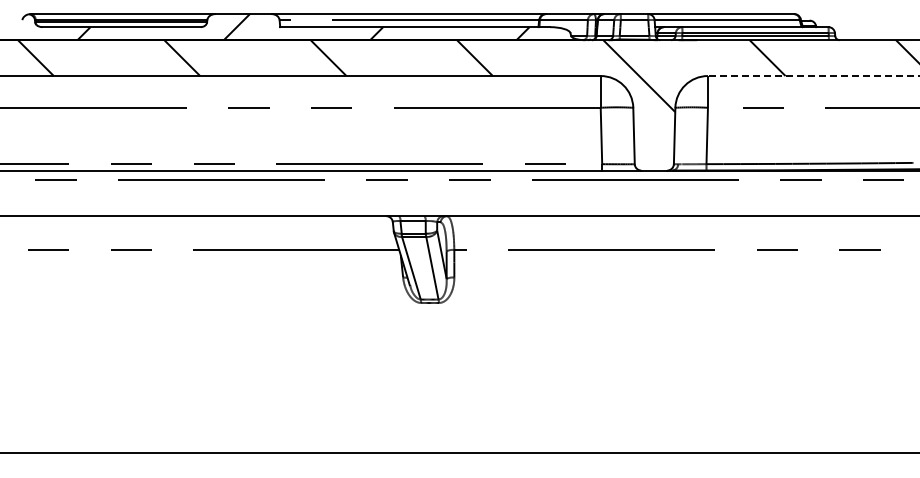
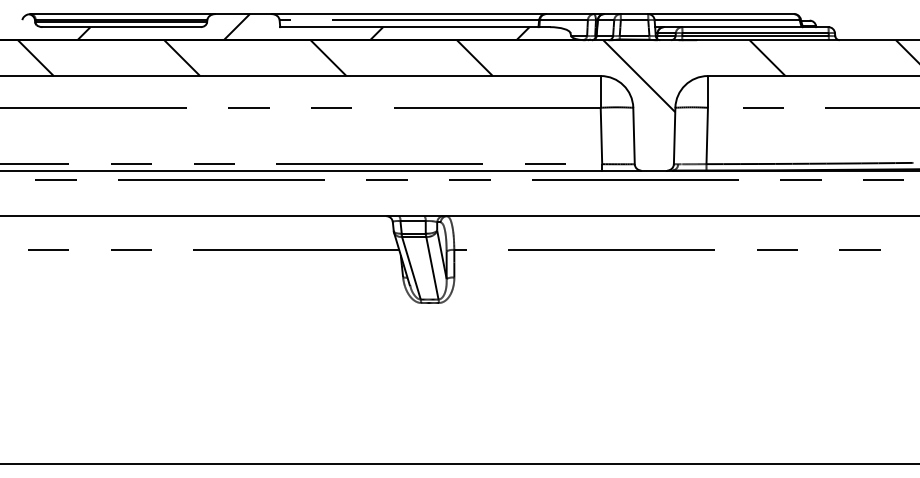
line: dashed -> solid (813, 76)
line position: (459, 452) -> (459, 463) (459, 463)
